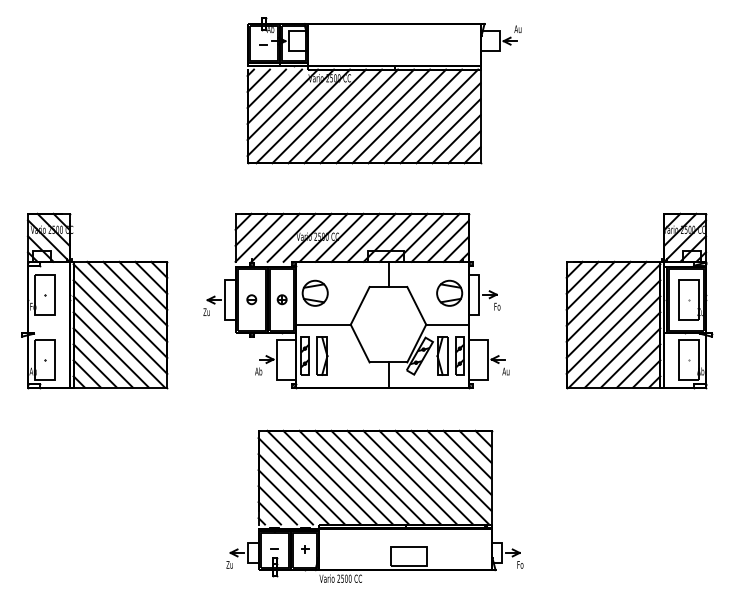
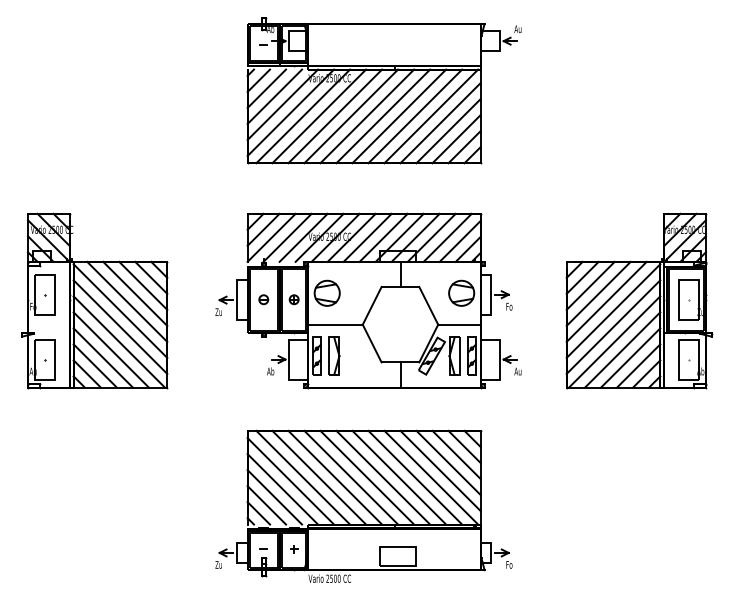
part position: (356, 300) -> (368, 300) (368, 300)
part position: (374, 505) -> (363, 505) (363, 505)
